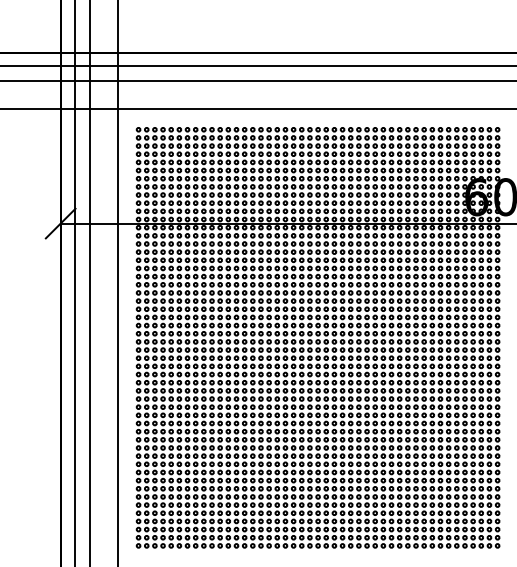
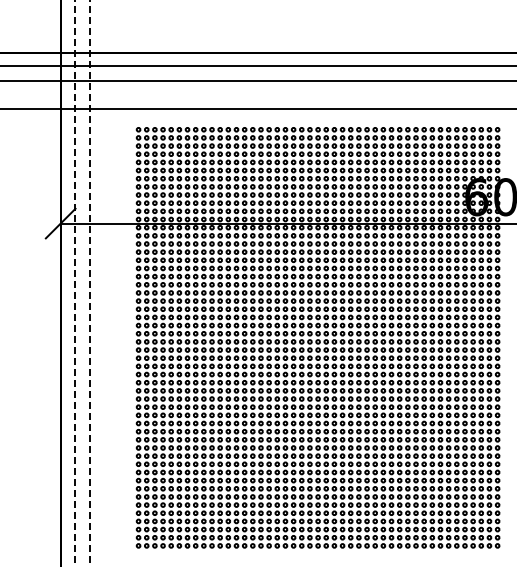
line: present -> none (118, 282)
line: solid -> dashed (75, 283)
line: solid -> dashed (89, 283)
